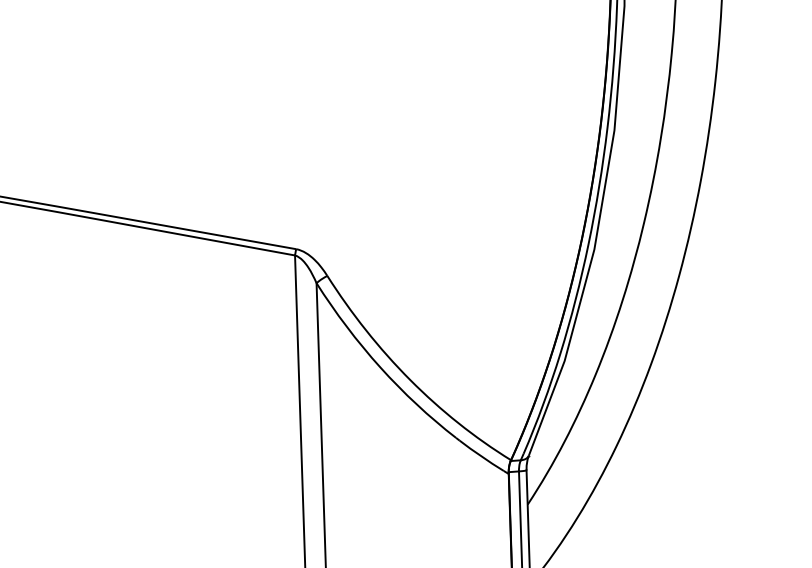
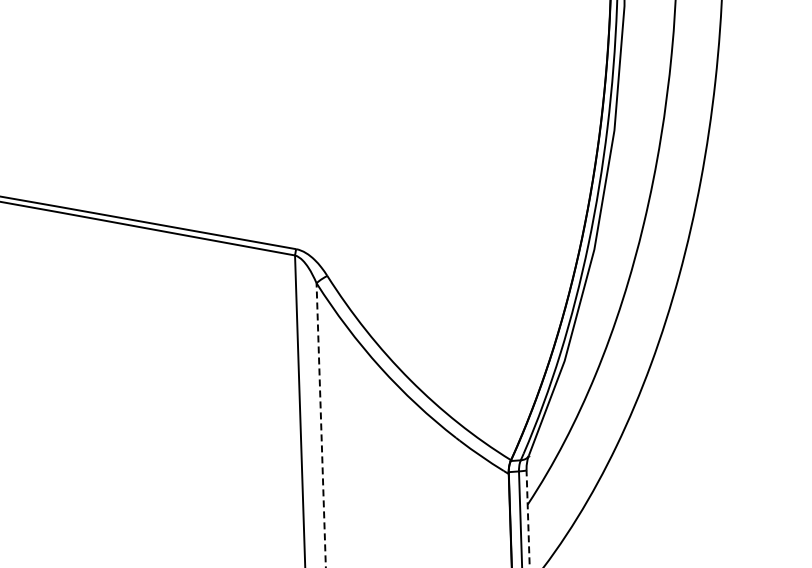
line: solid -> dashed (321, 425)
line: solid -> dashed (528, 518)
